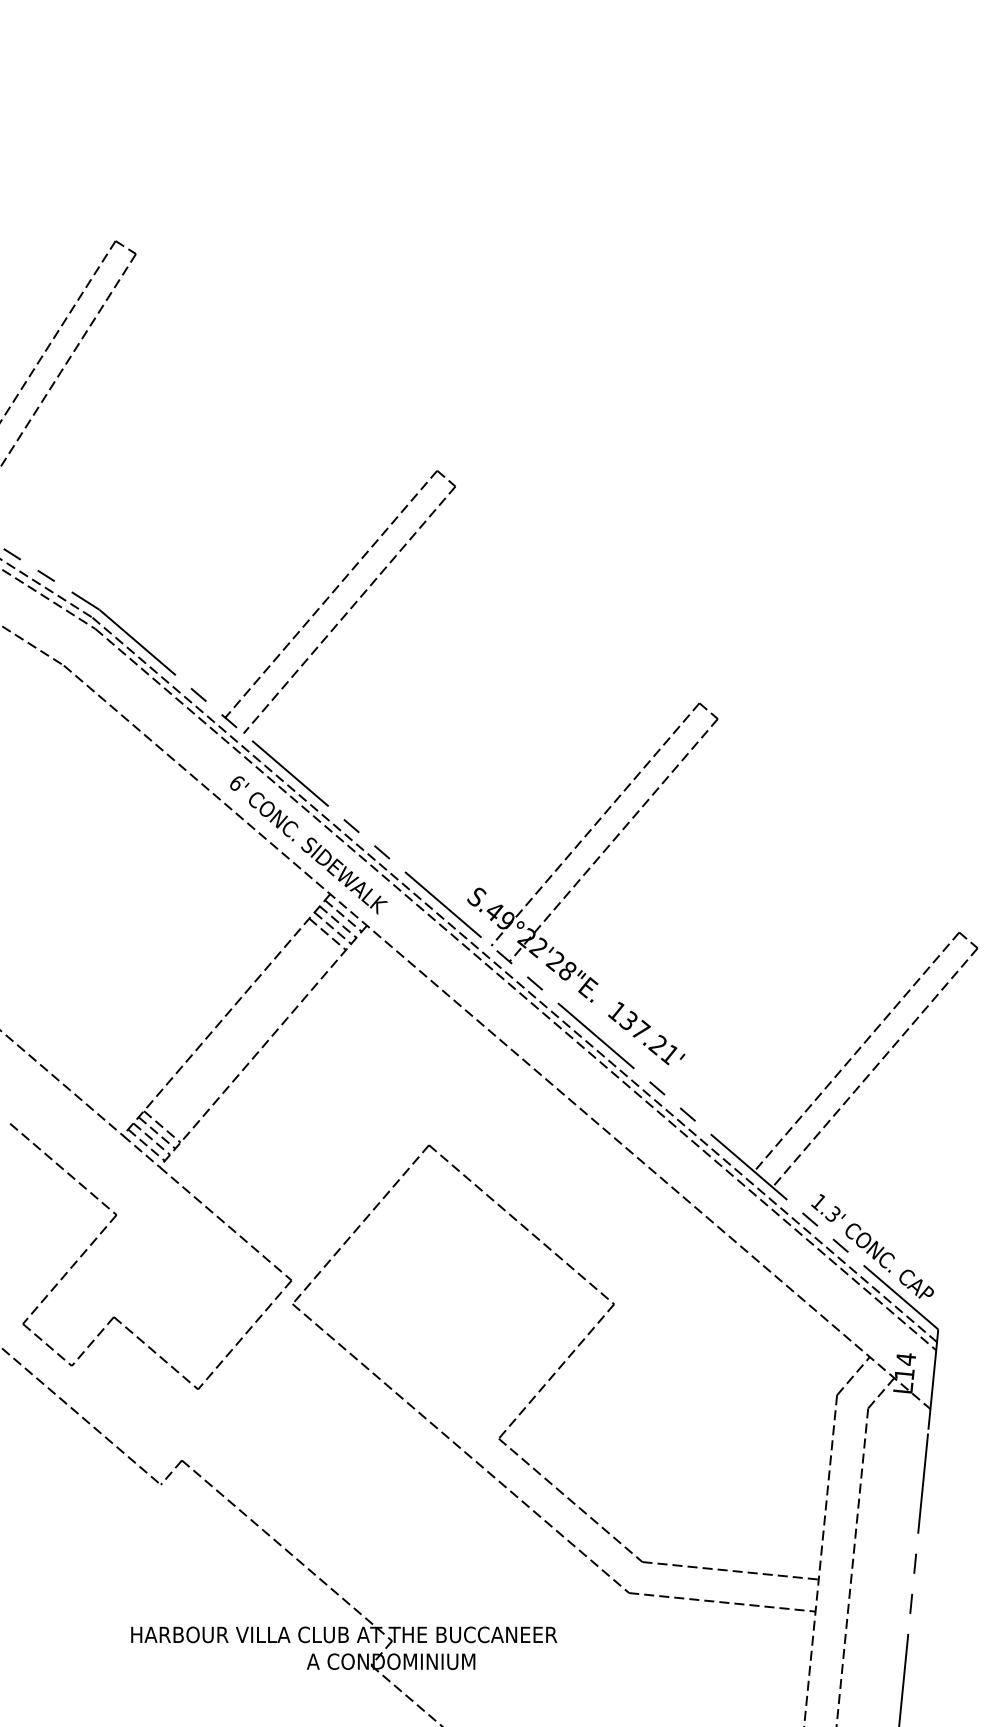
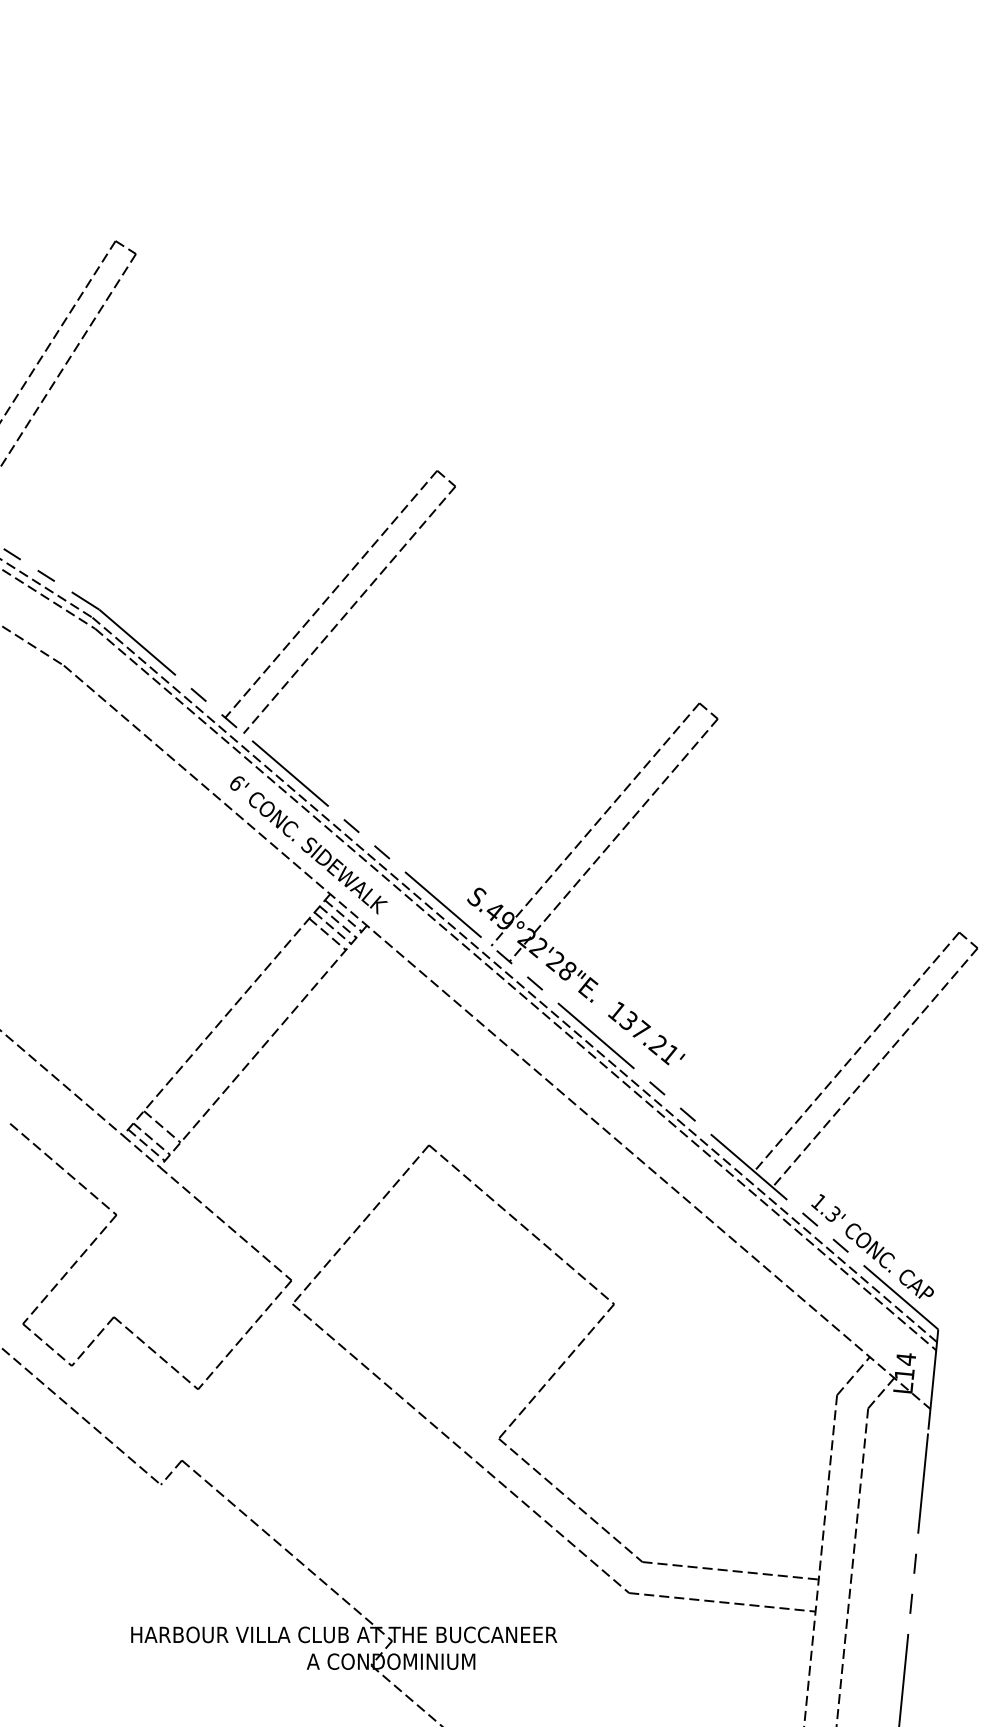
line: present -> none (156, 1132)
